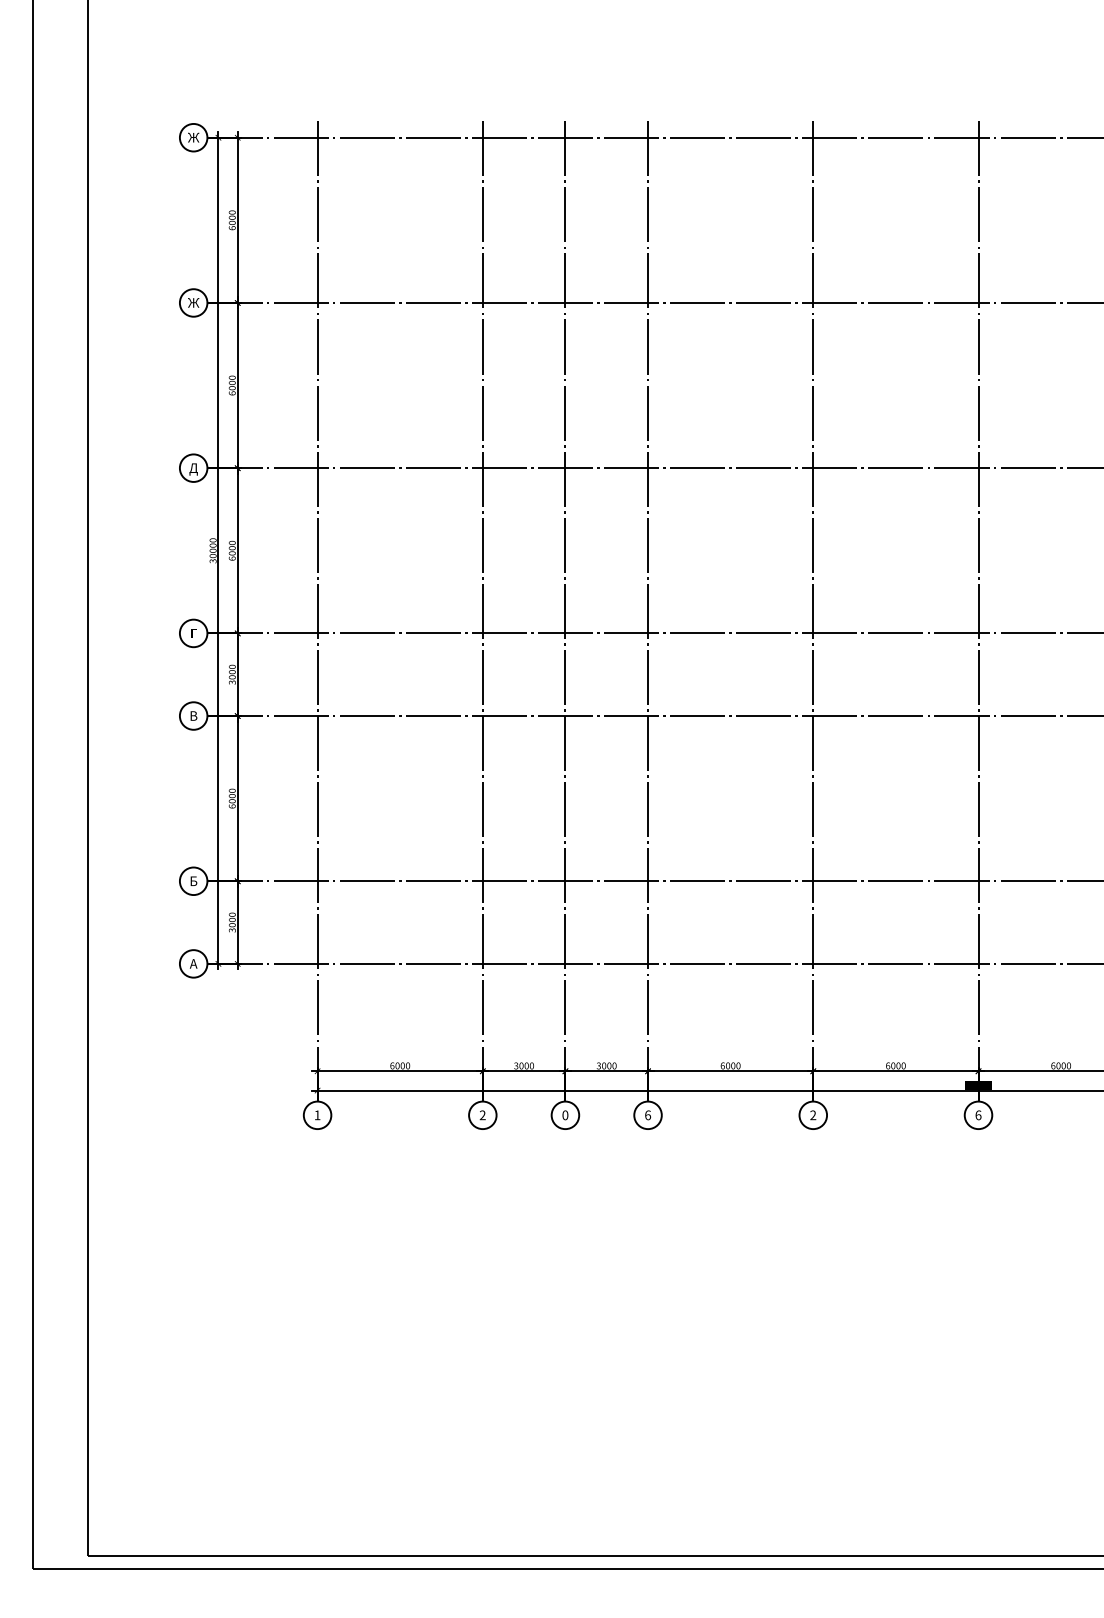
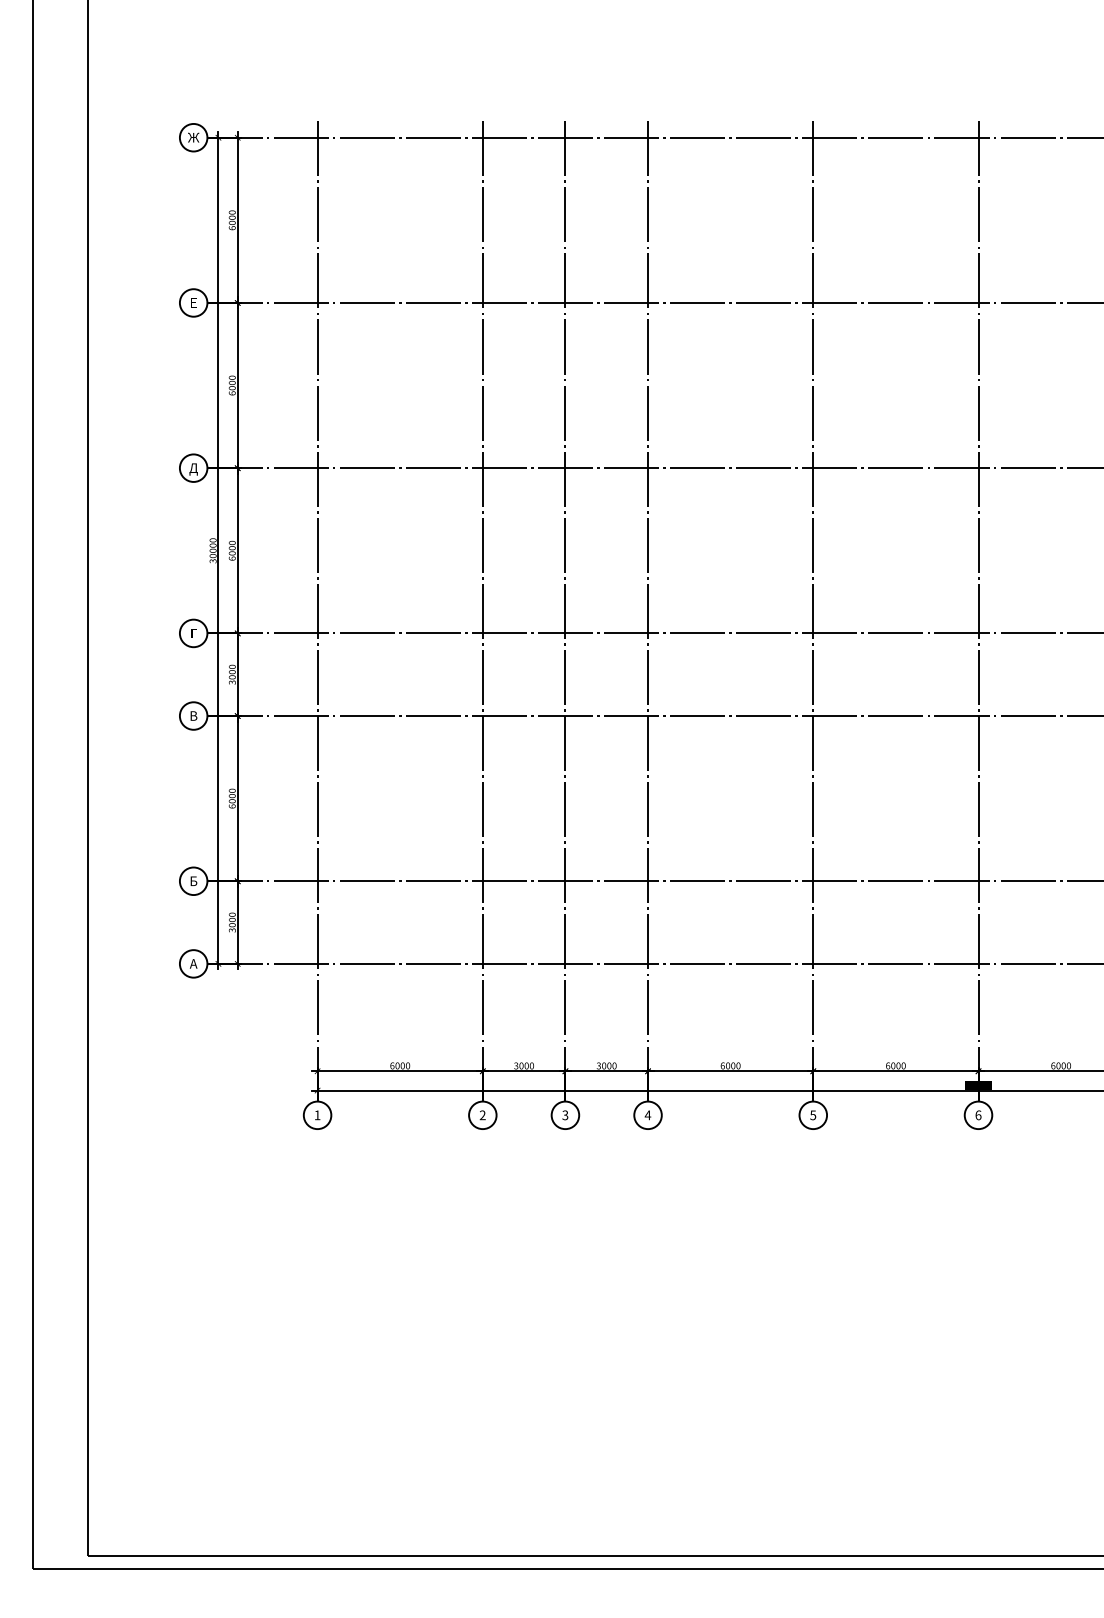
text: Ж -> Е (193, 302)
text: 0 -> 3 (565, 1115)
text: 6 -> 4 (647, 1115)
text: 2 -> 5 (813, 1115)
